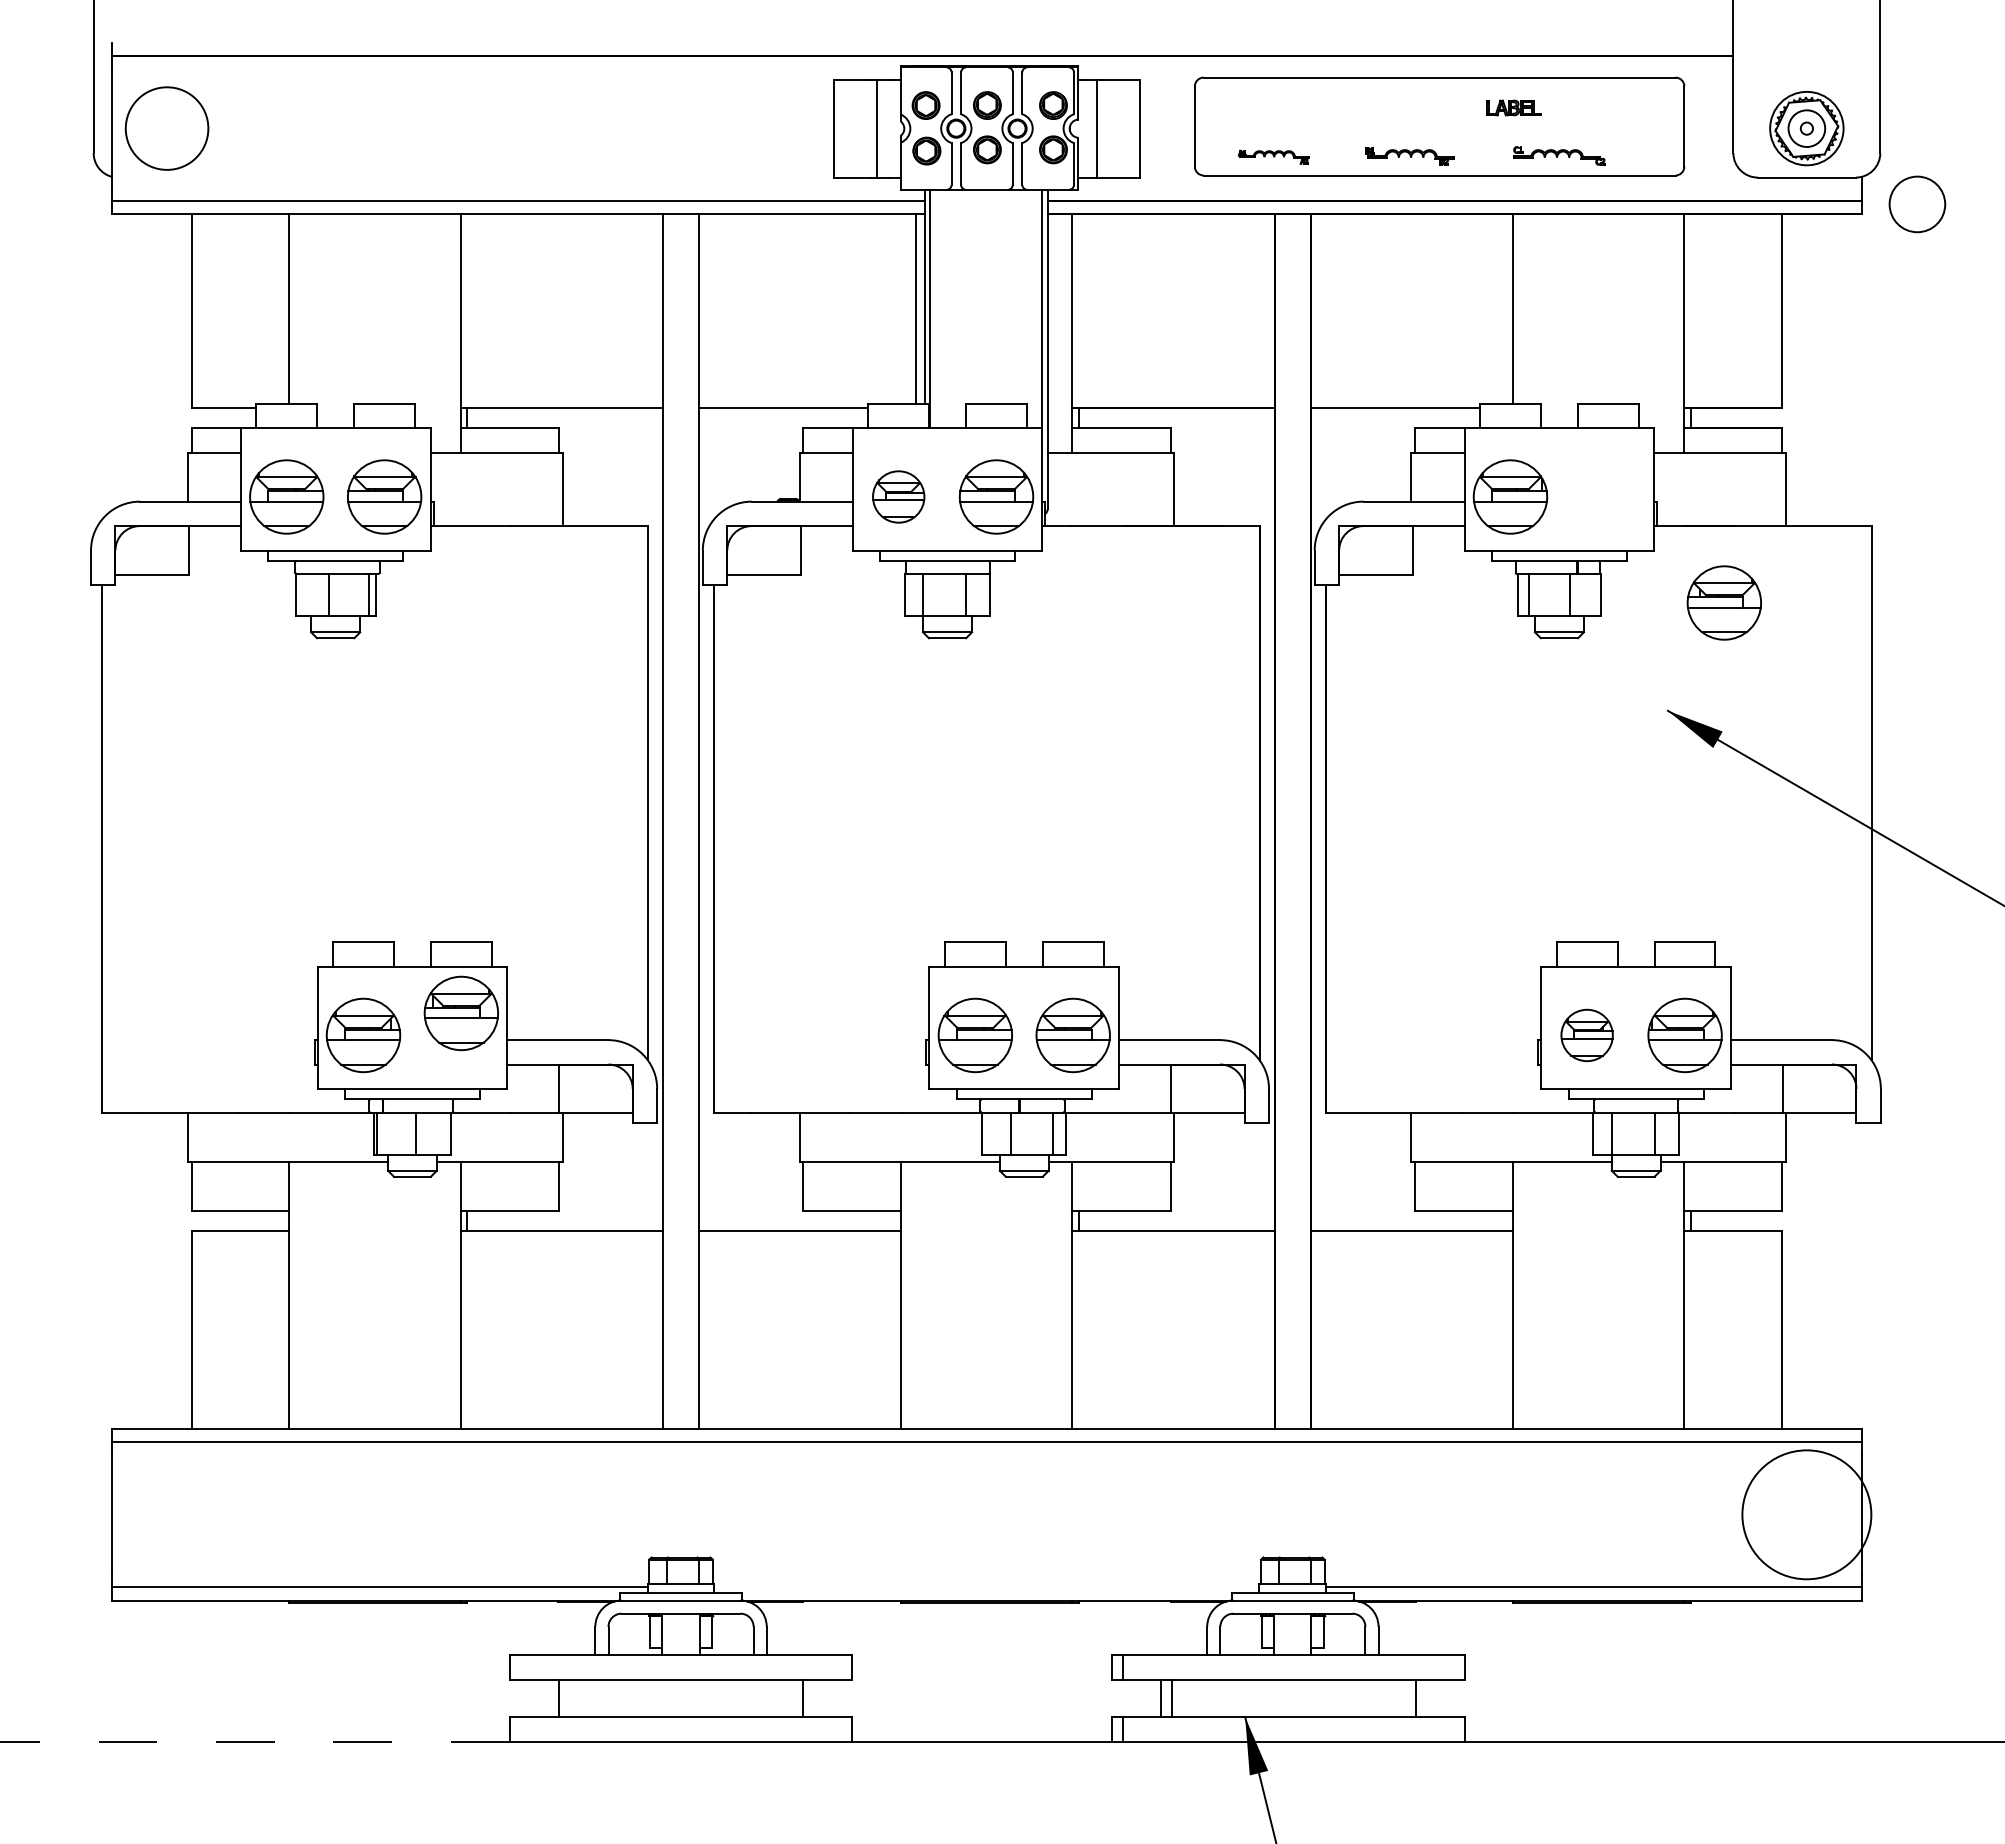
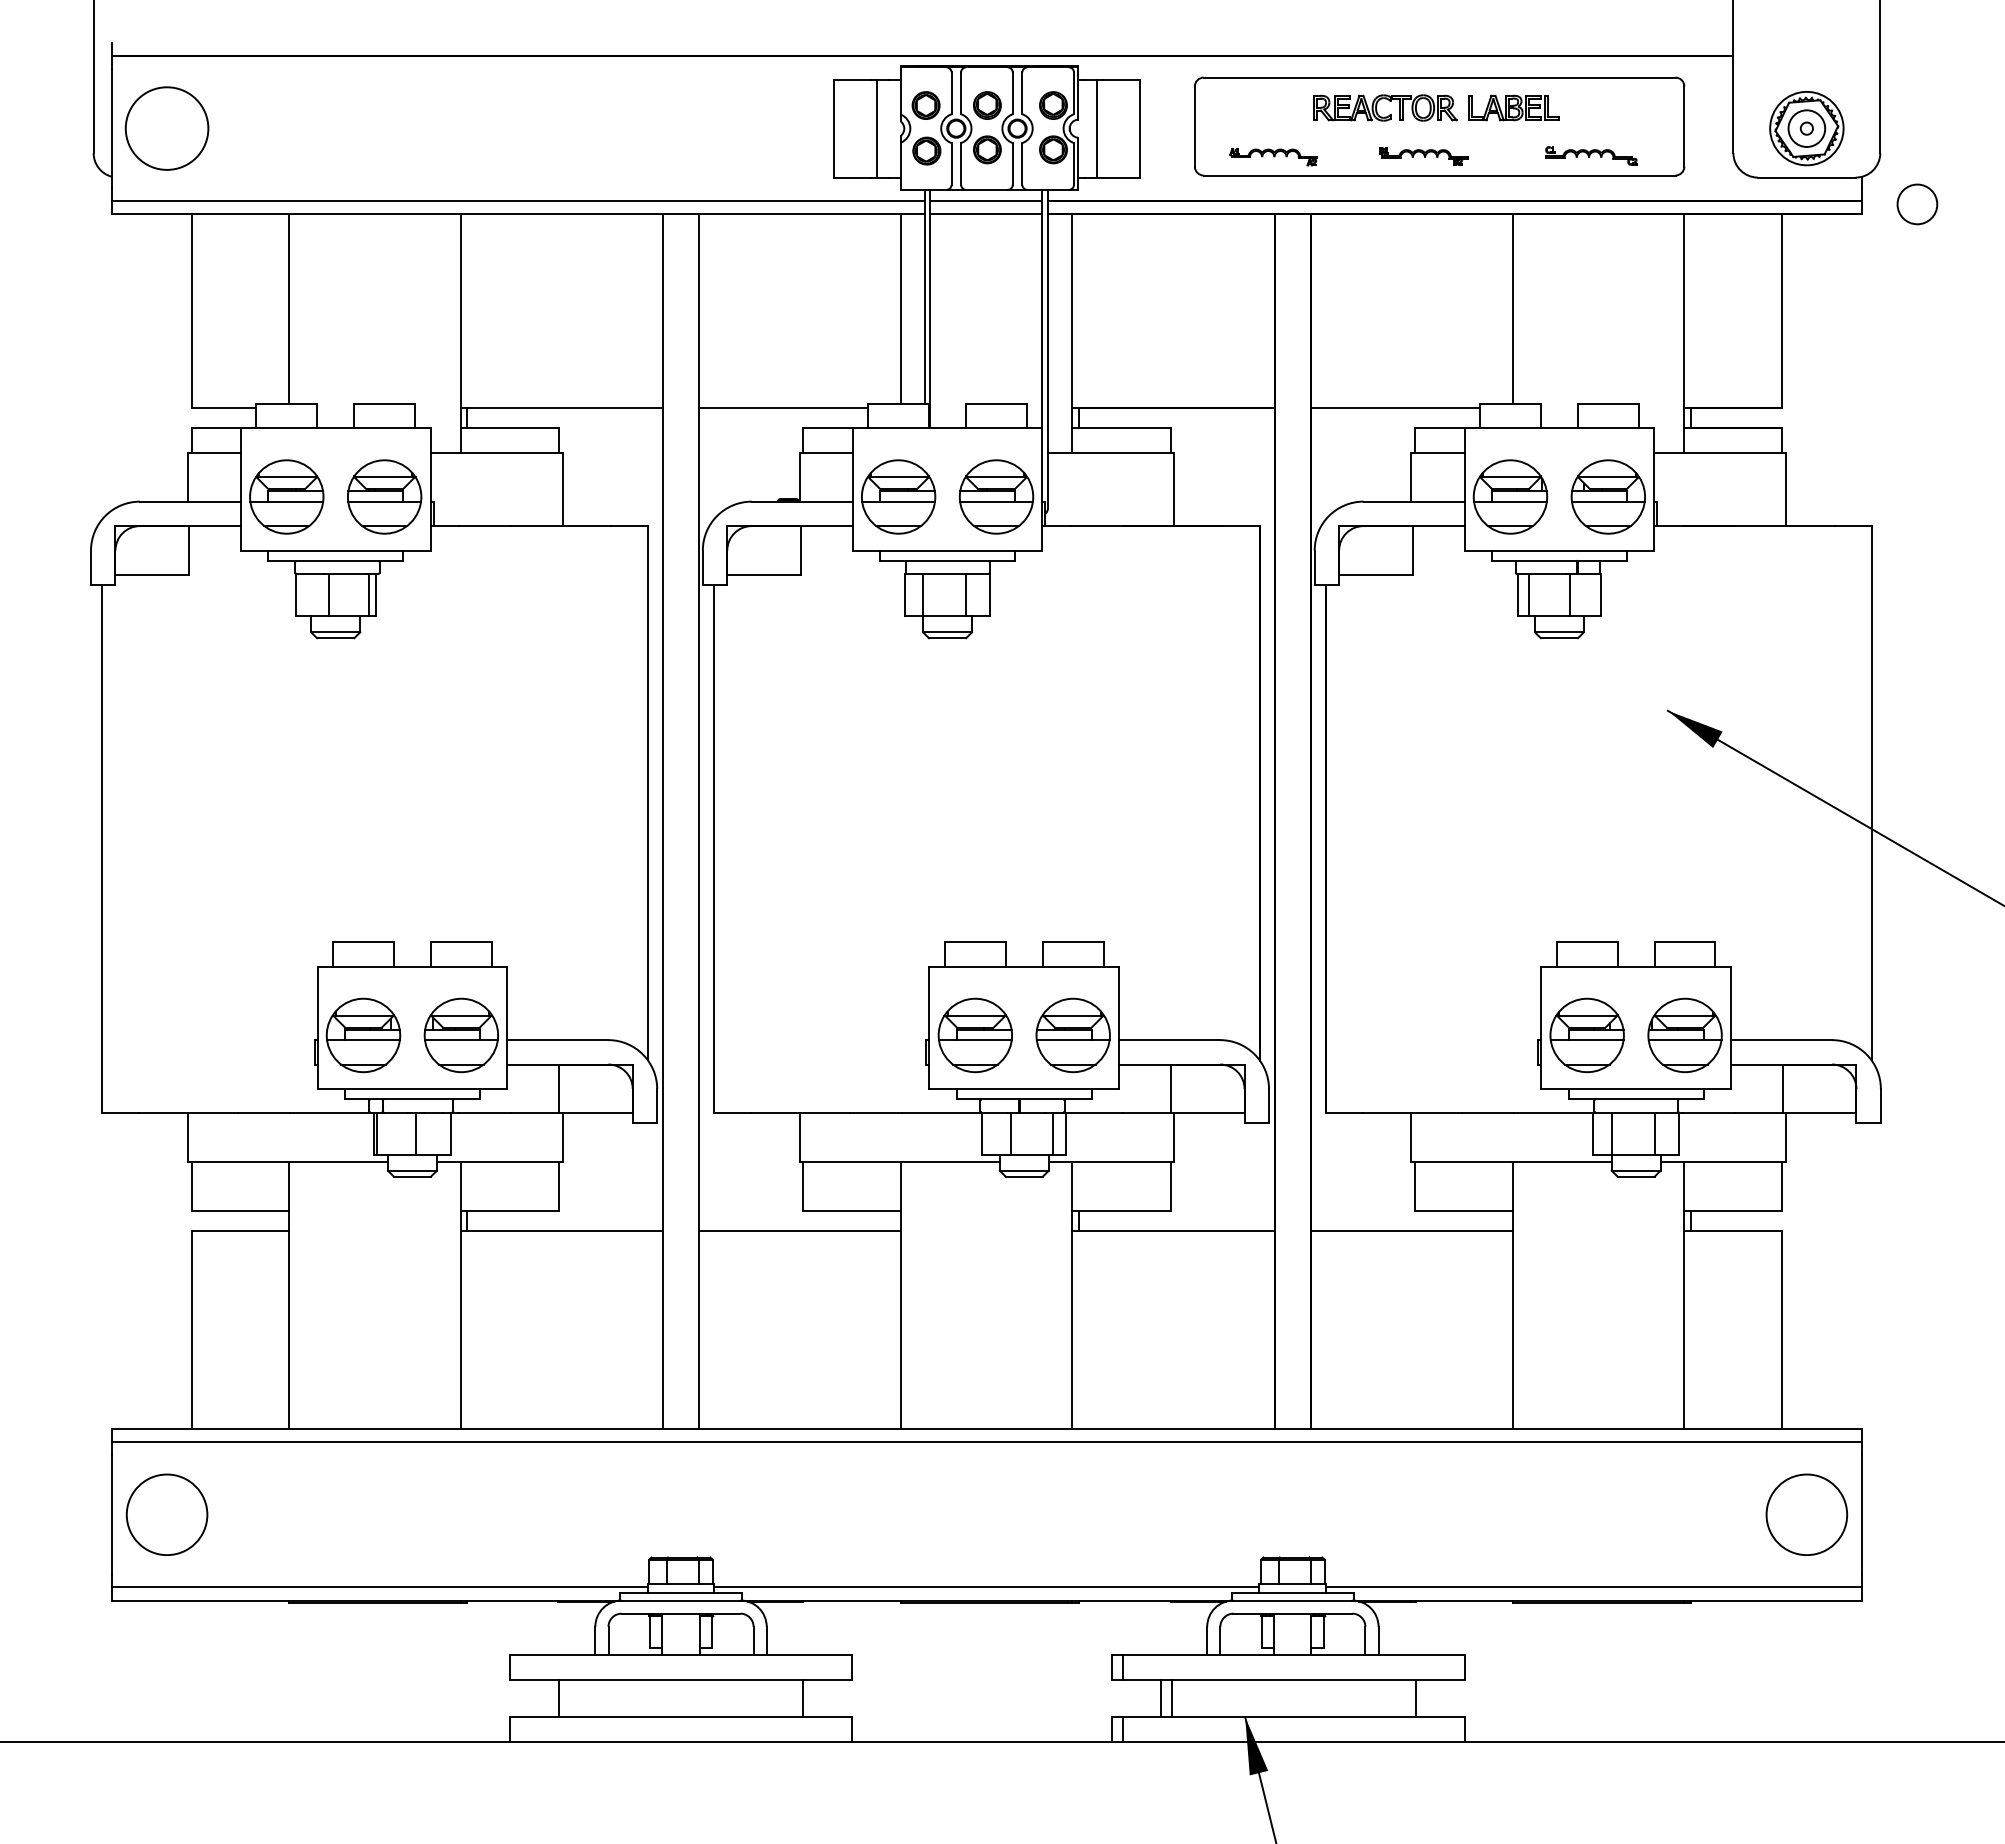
part: none -> present (1389, 101)
part size: 56x18 px -> 92x28 px (1513, 107)
part position: (1559, 155) -> (1591, 155) (1591, 155)
part size: 73x16 px -> 89x19 px (1273, 157)
part position: (1409, 156) -> (1423, 156) (1423, 156)
line: none -> present (985, 201)
circle diameter: 56 px -> 40 px (1917, 204)
line: none -> present (985, 214)
line position: (916, 308) -> (901, 308) (901, 308)
part size: 54x54 px -> 76x76 px (898, 496)
part position: (1723, 602) -> (1607, 496) (1607, 496)
part position: (460, 1013) -> (460, 1035) (460, 1035)
part size: 54x55 px -> 76x77 px (1586, 1035)
circle: none -> present (166, 1514)
circle diameter: 129 px -> 81 px (1806, 1514)
line: none -> present (986, 1587)
line: dashed -> solid (254, 1741)
